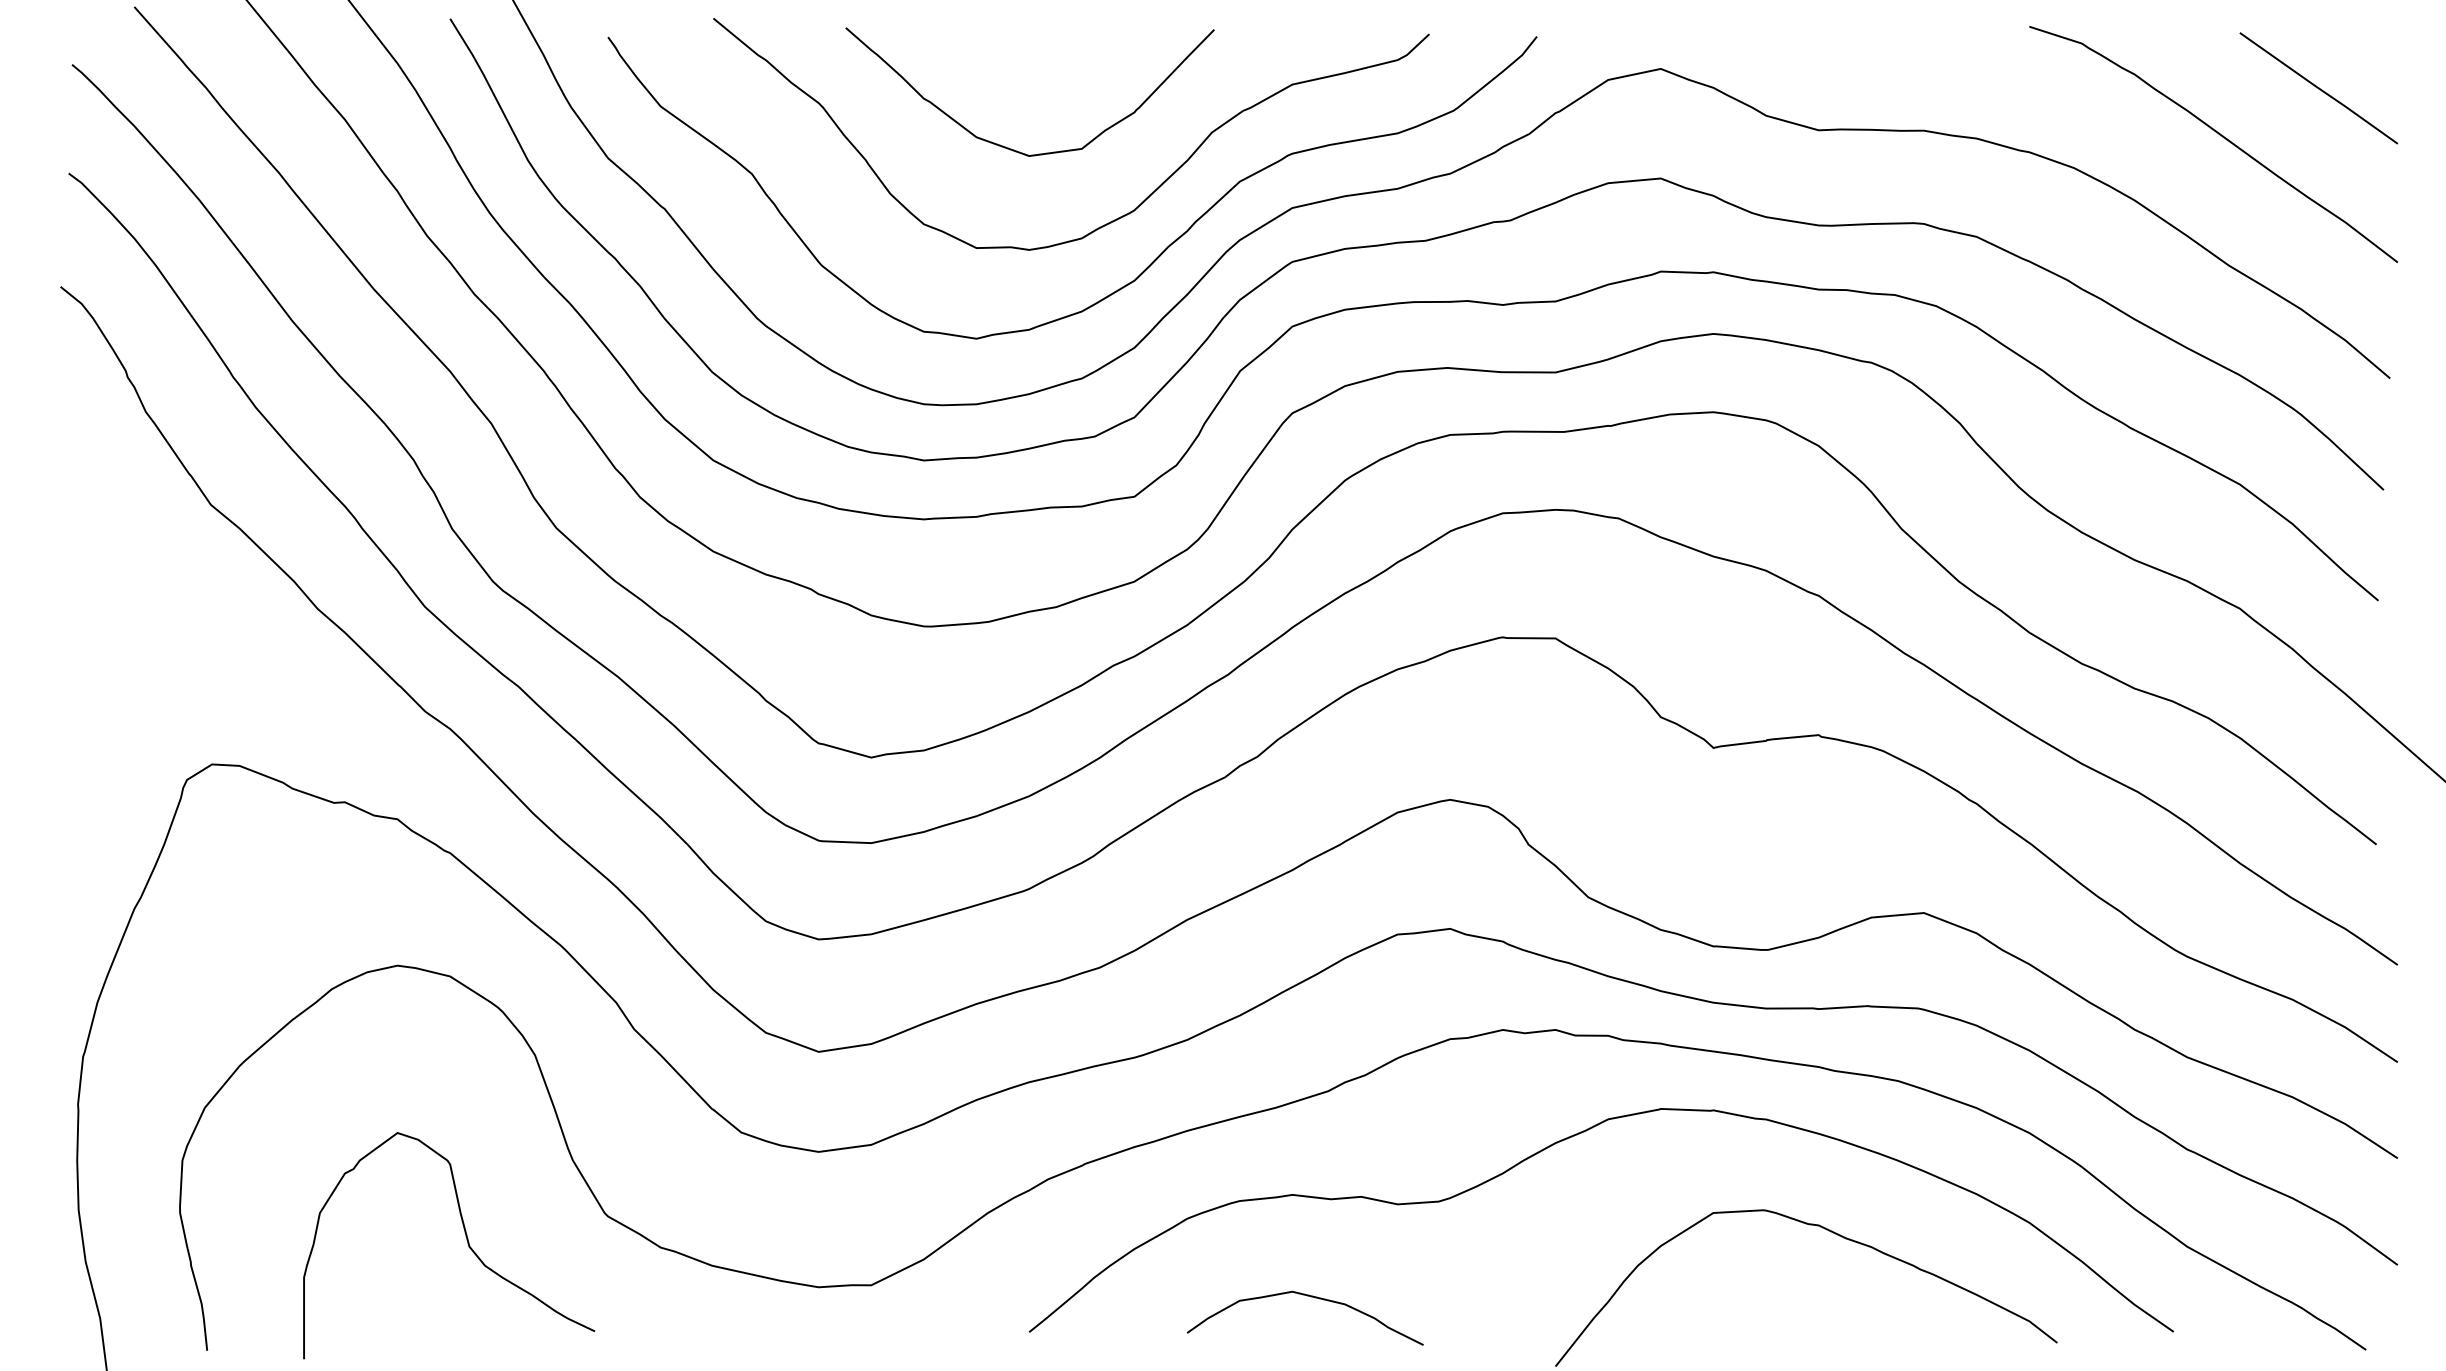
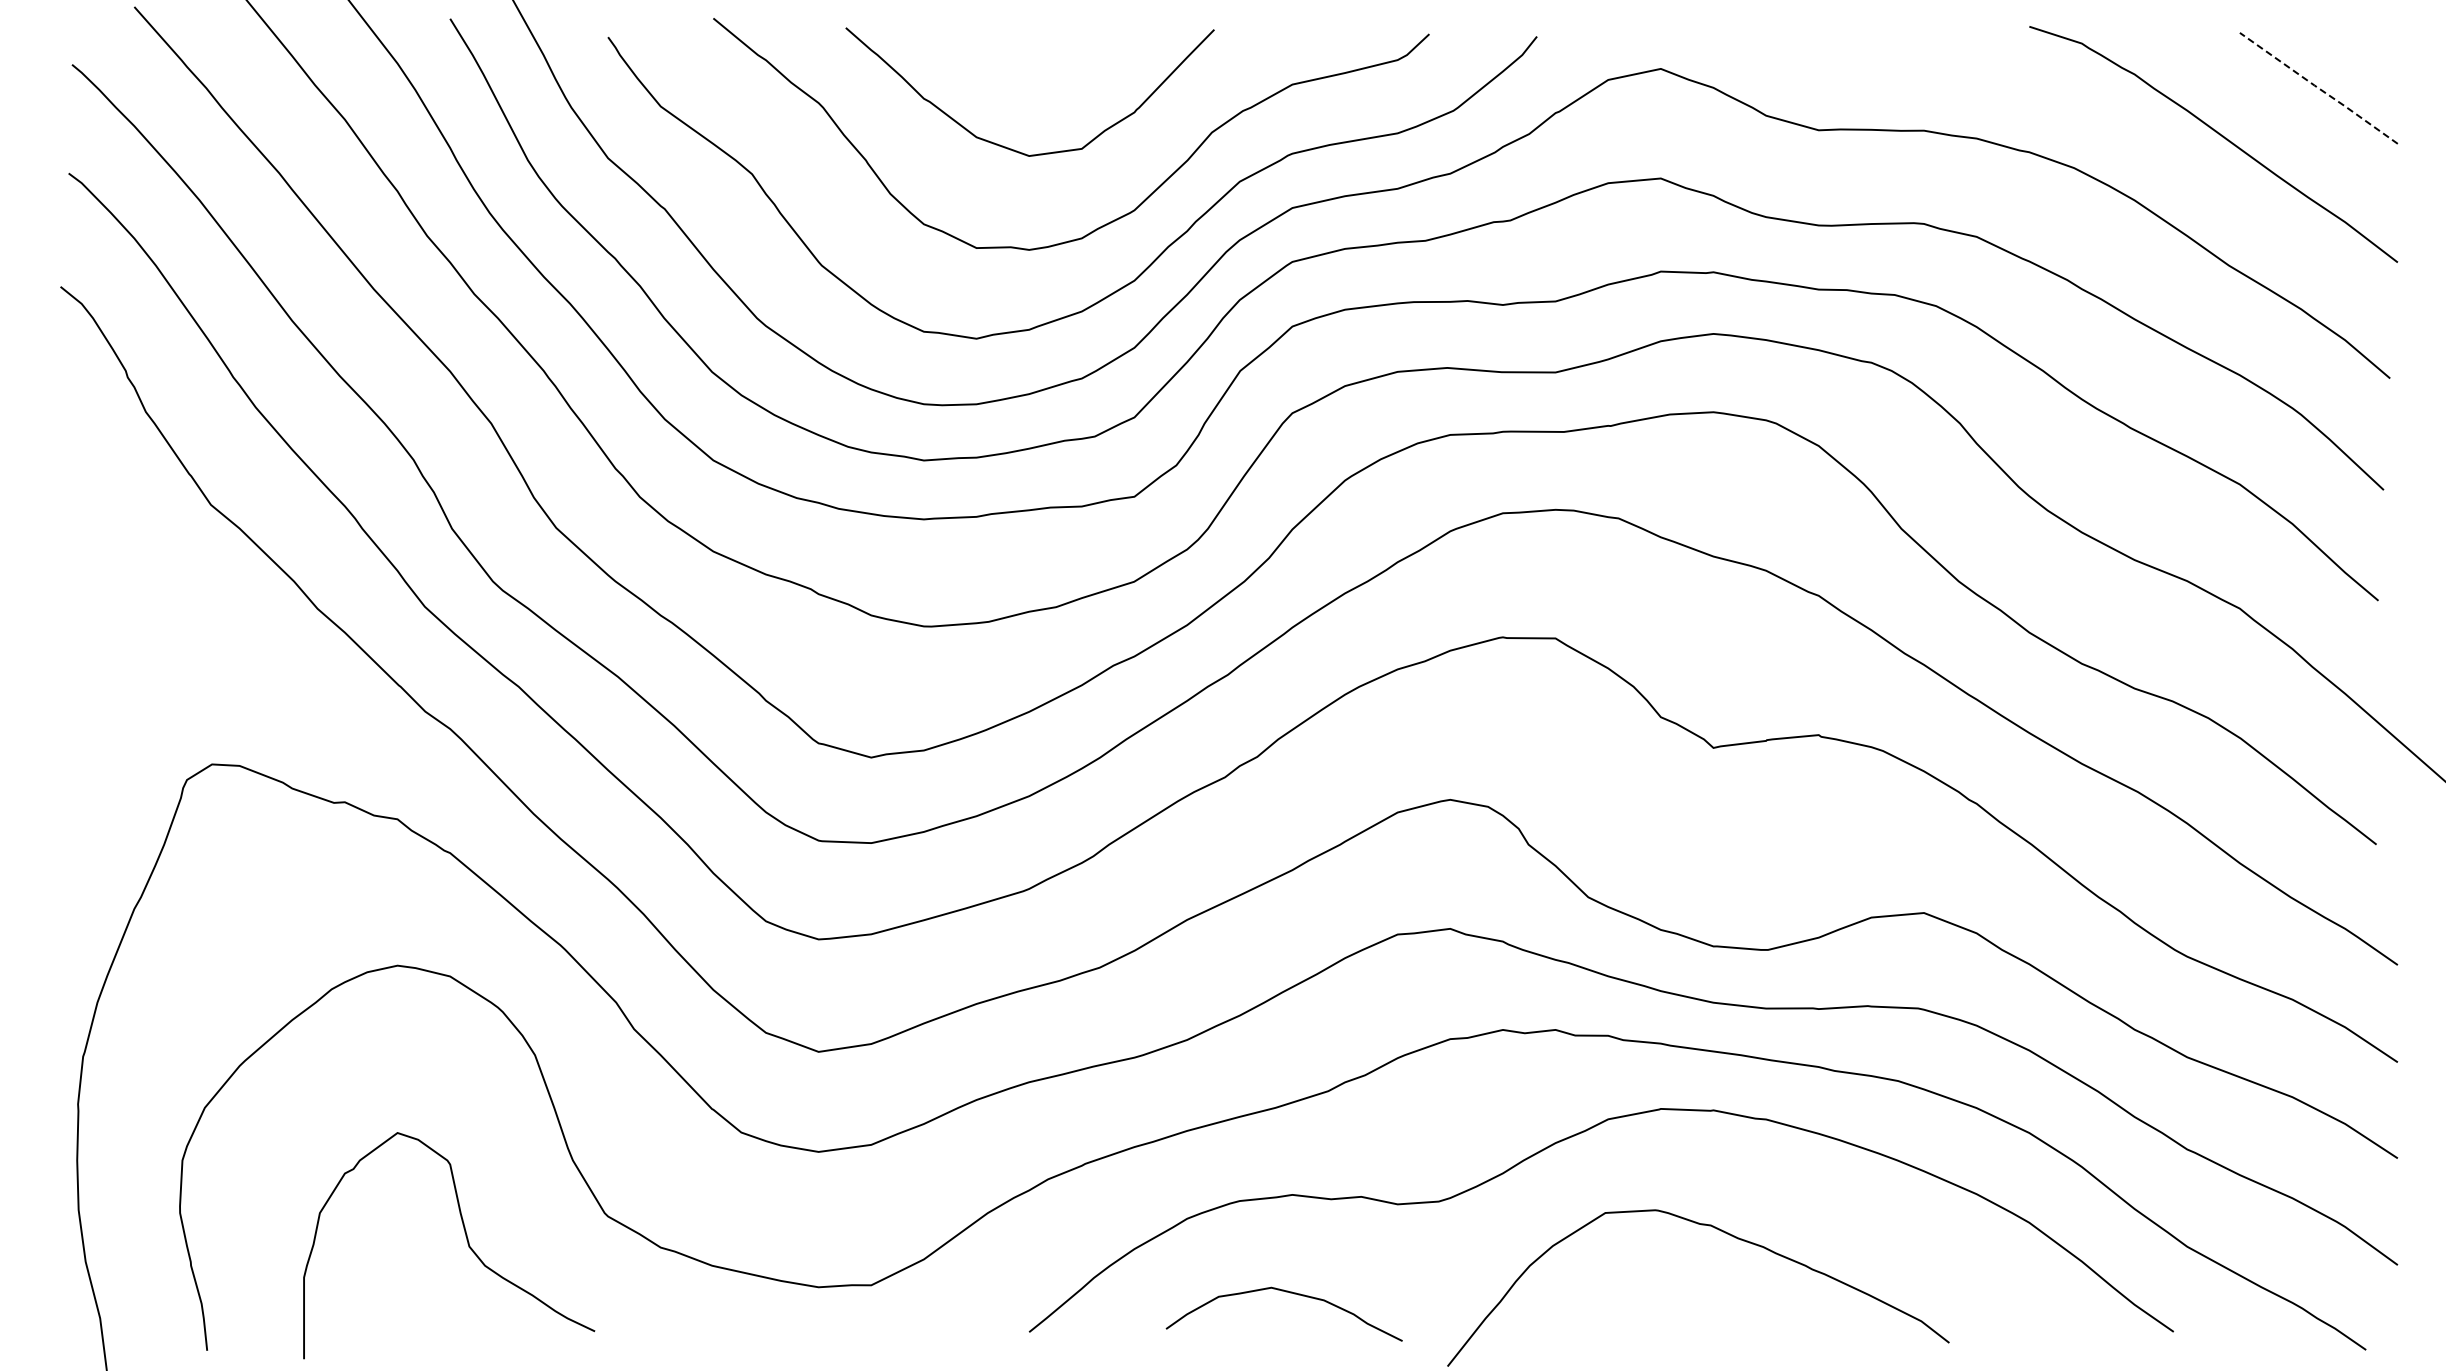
line: solid -> dashed (2318, 88)
curve position: (1828, 1231) -> (1720, 1231) (1720, 1231)
curve position: (1311, 1297) -> (1290, 1293) (1290, 1293)
